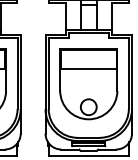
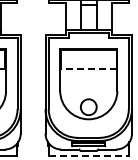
line: solid -> dashed (88, 69)
line: solid -> dashed (88, 155)
